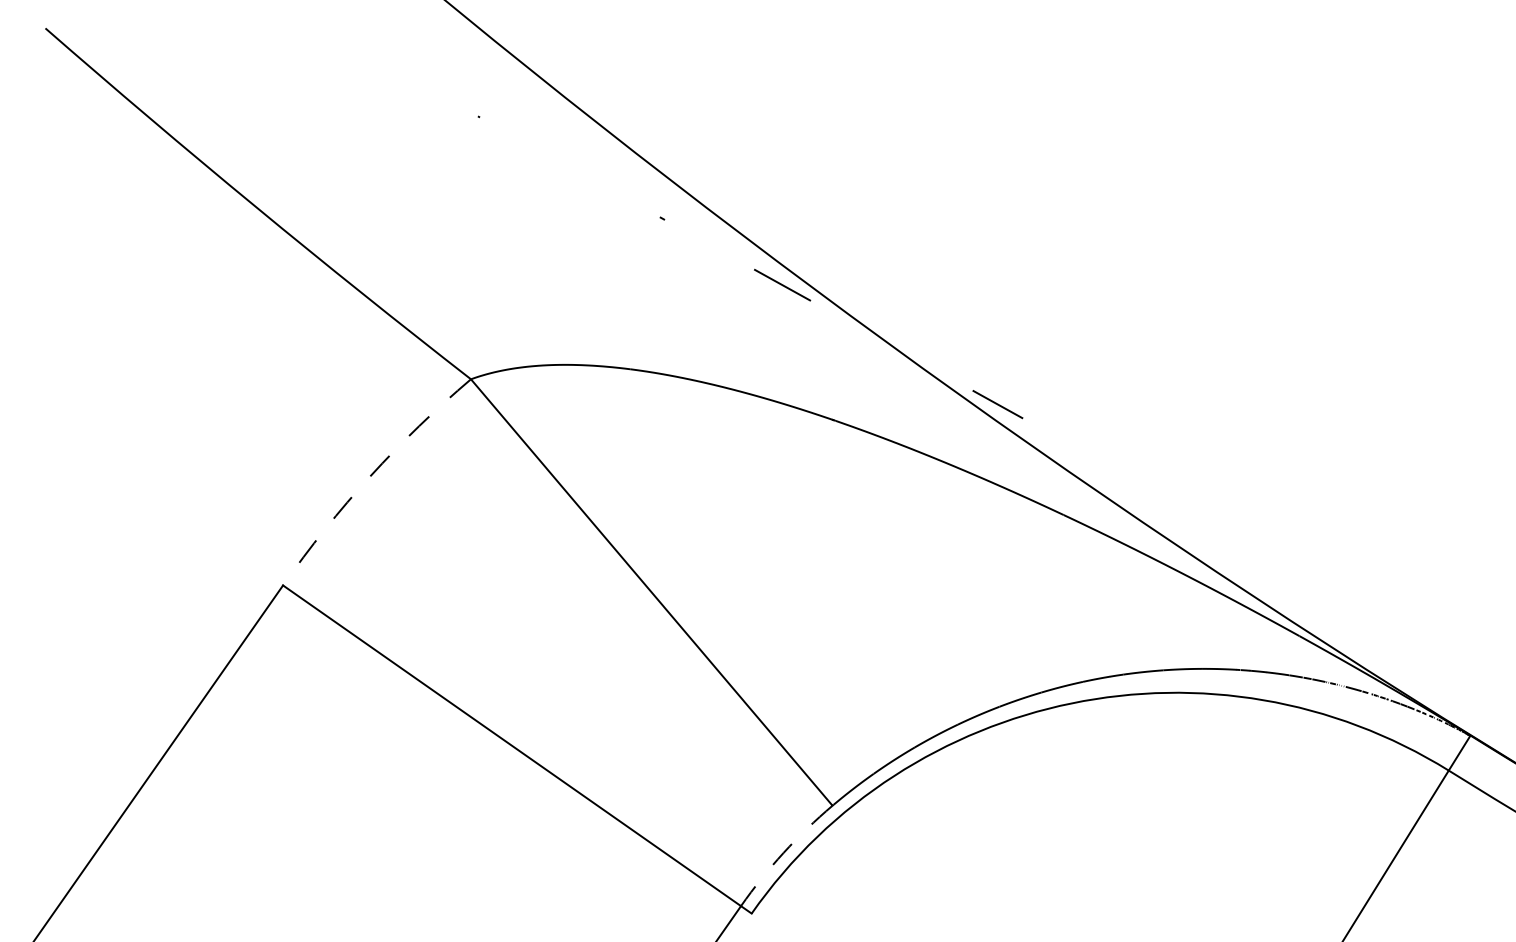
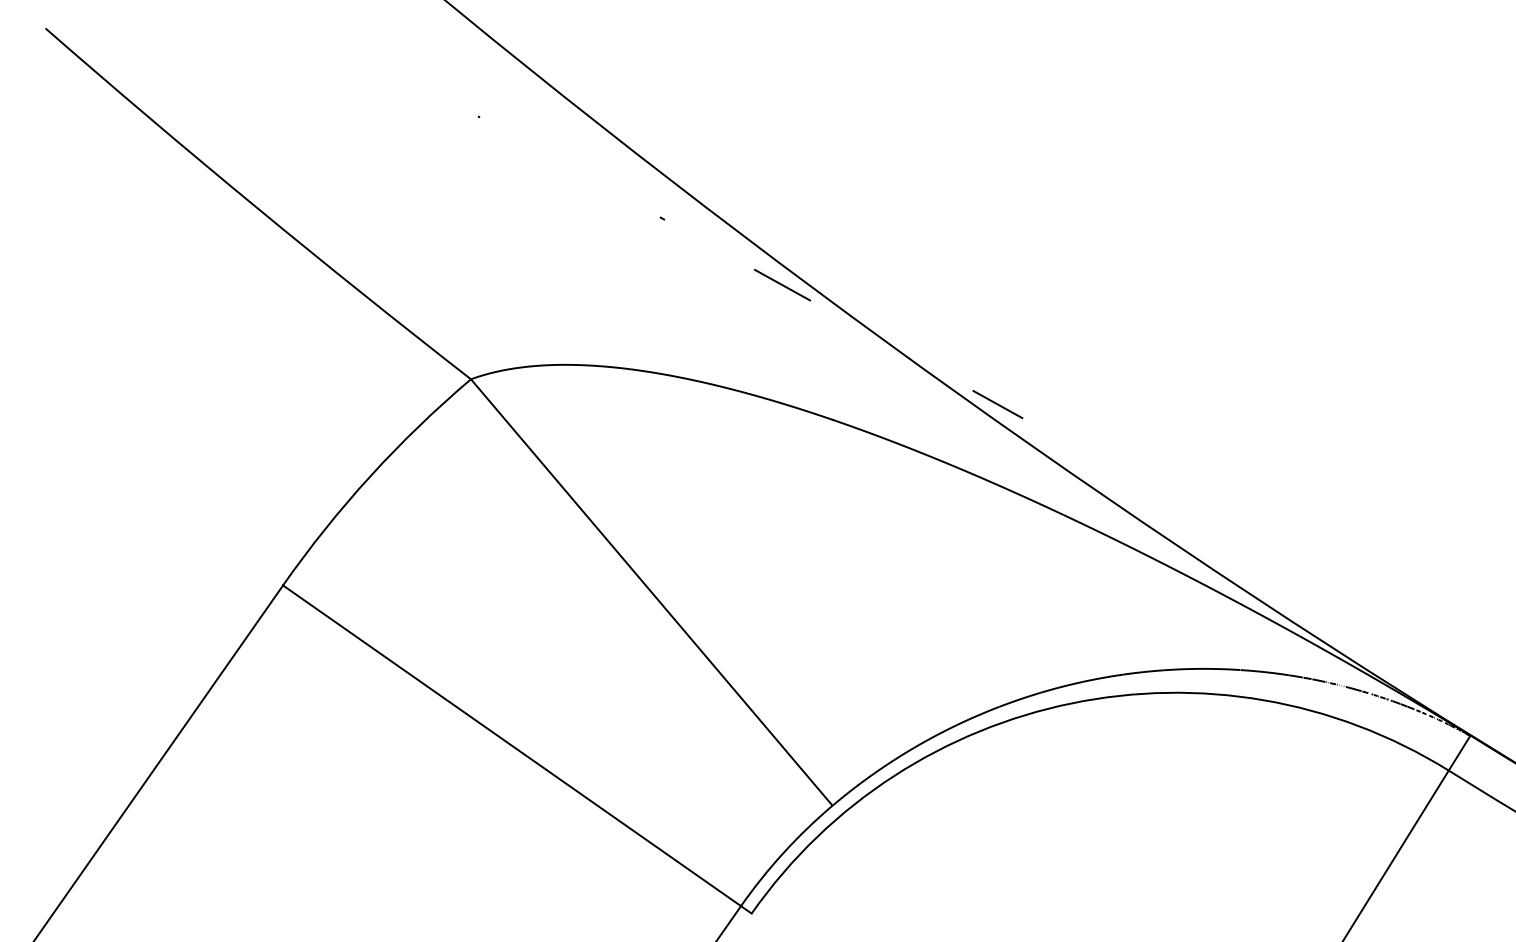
arc: dashed -> solid (370, 476)
arc: dashed -> solid (783, 852)
